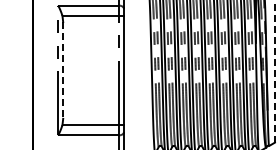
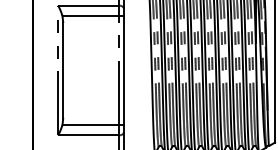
line: dashed -> solid (274, 70)
line: dashed -> solid (63, 71)
